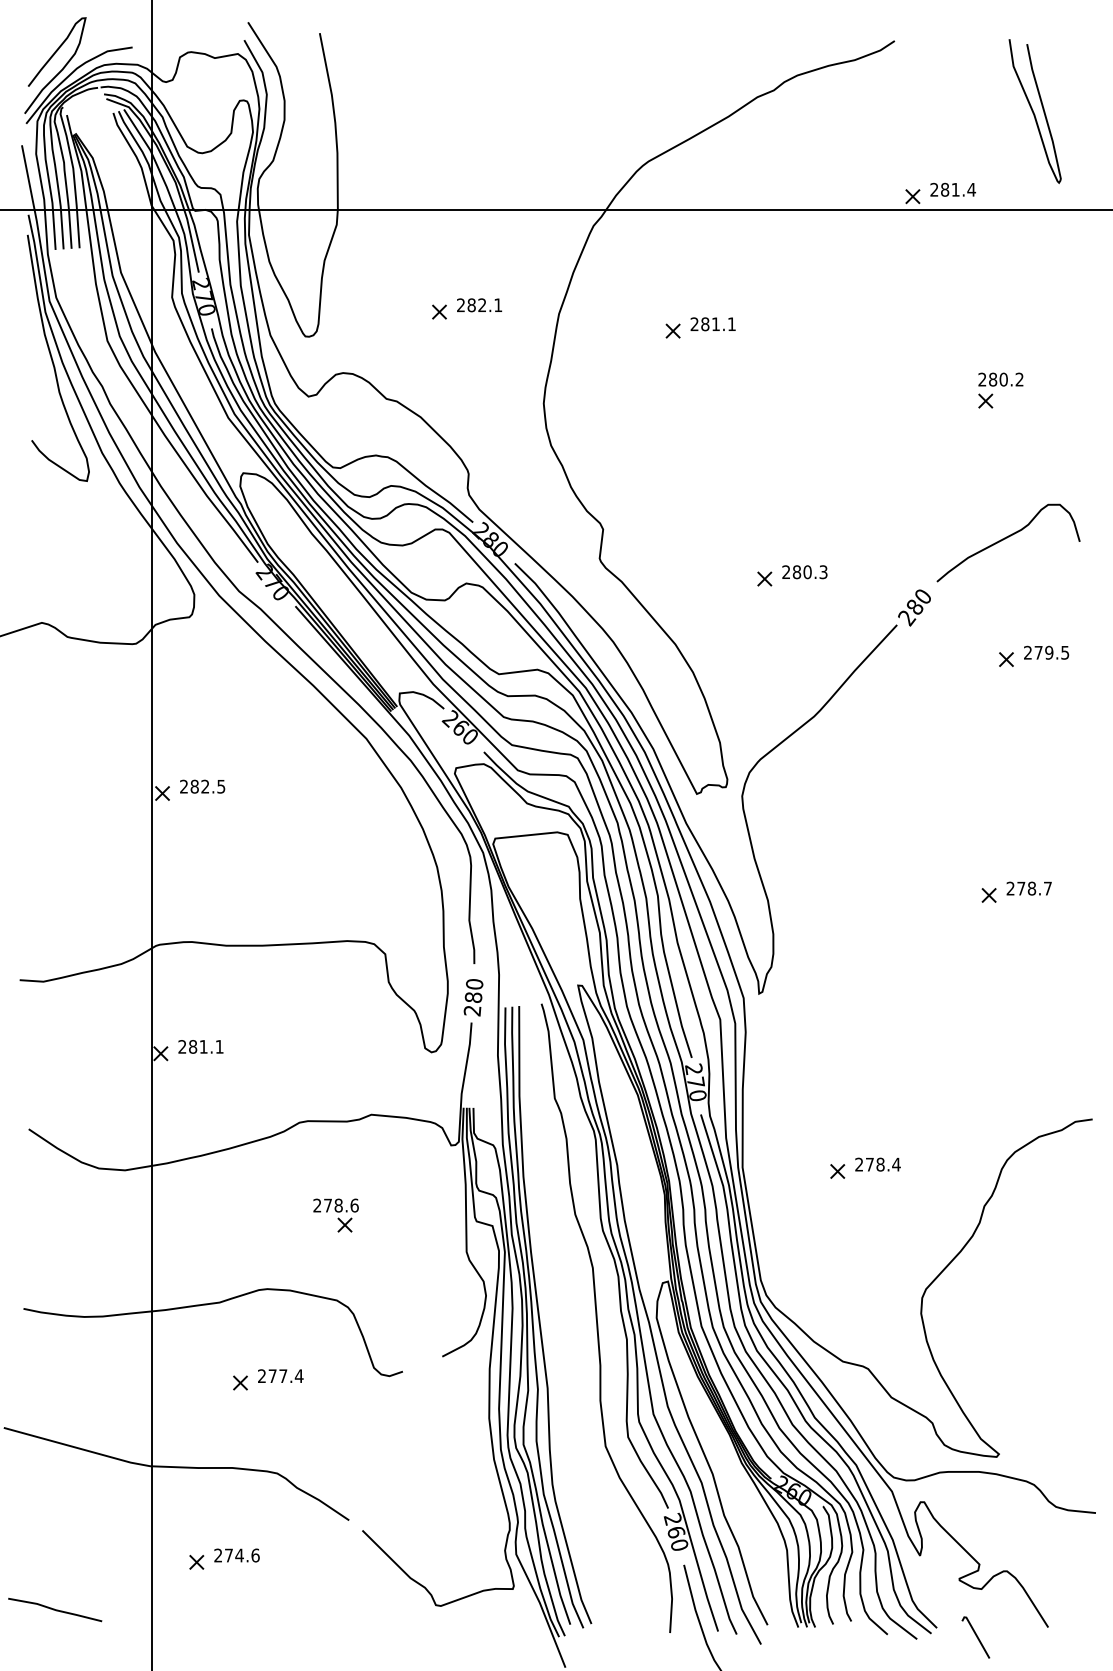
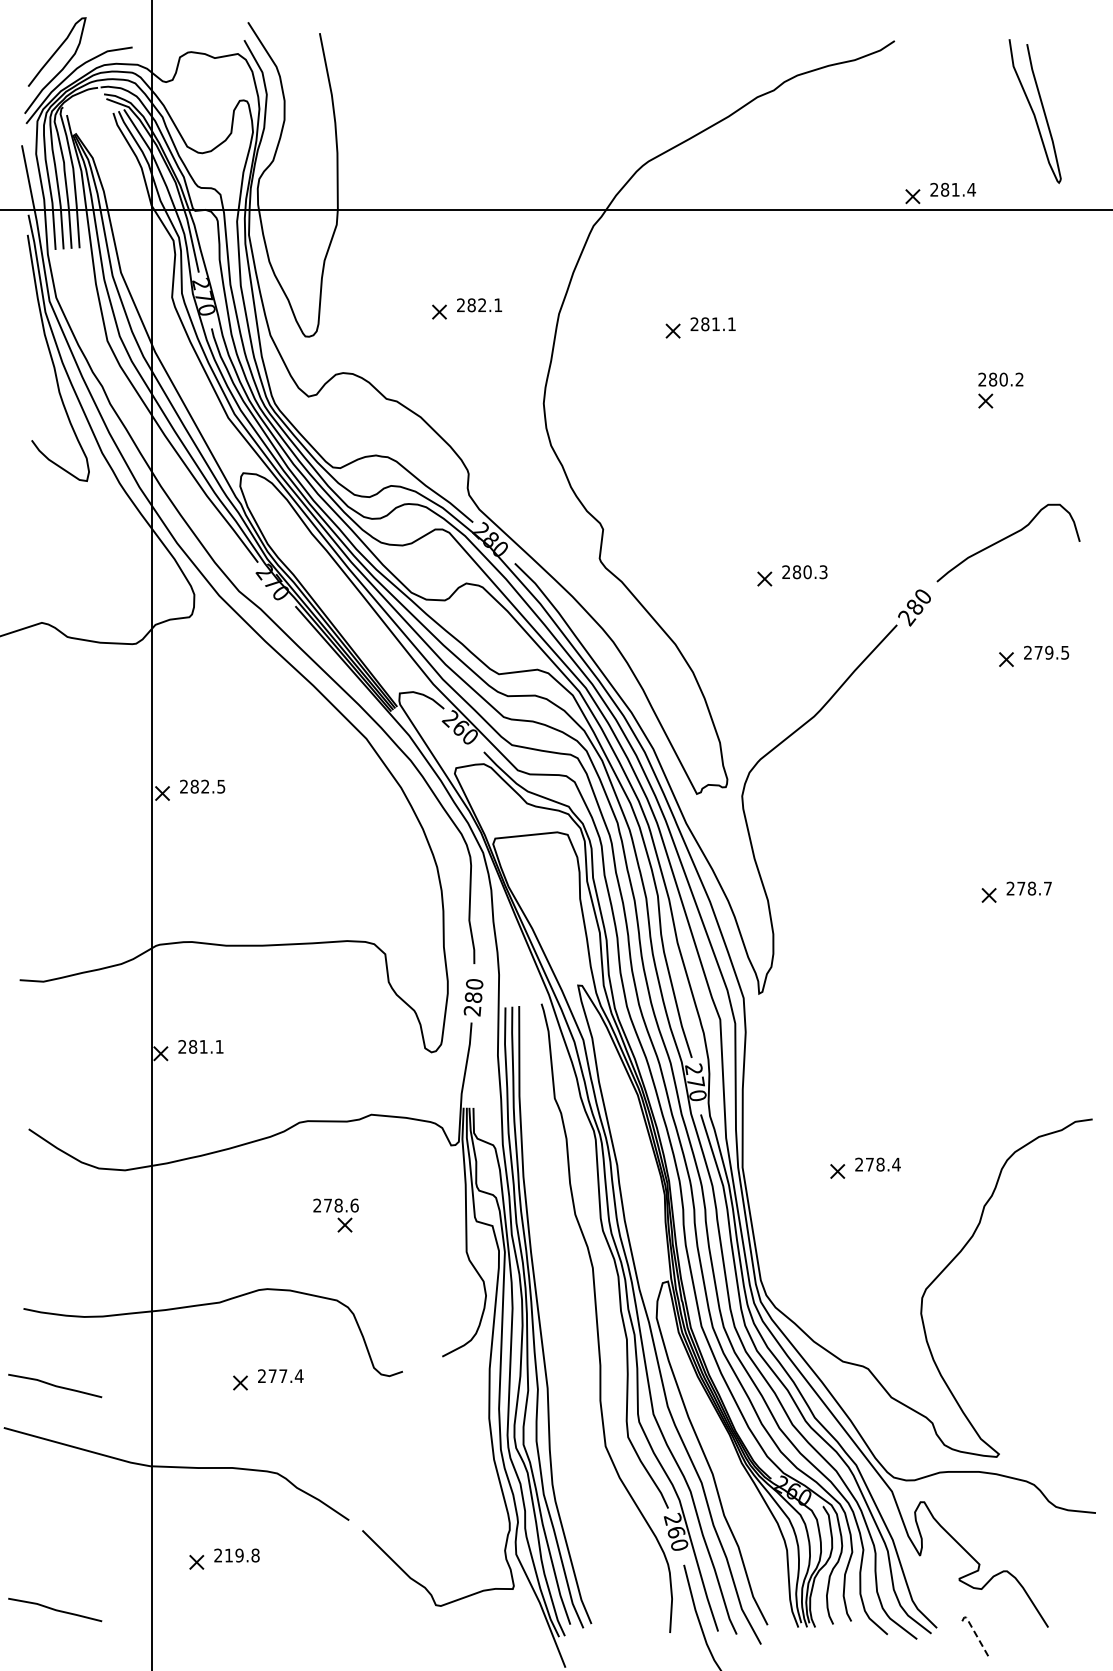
line: none -> present (55, 1385)
text: 274.6 -> 219.8 (242, 1555)
line: solid -> dashed (975, 1633)
